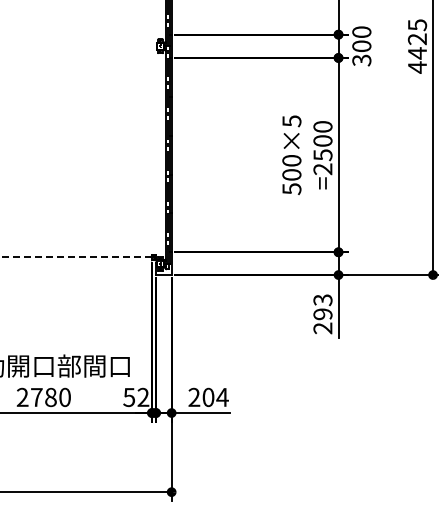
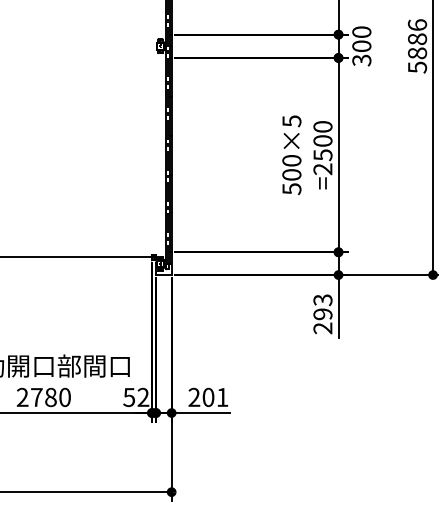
text: 4425 -> 5886 (417, 46)
line: dashed -> solid (76, 256)
text: 204 -> 201 (222, 397)
